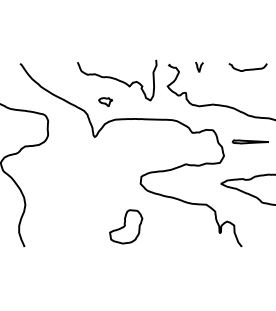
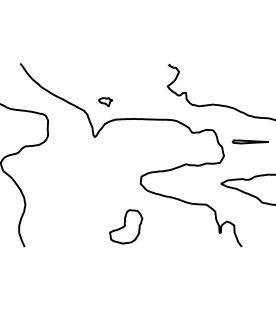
curve: present -> none (199, 66)
curve: present -> none (247, 69)
curve: present -> none (117, 80)
